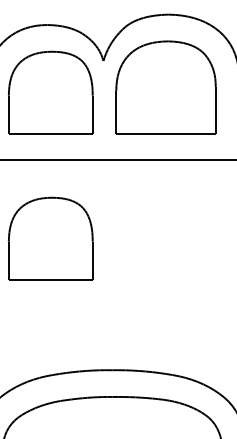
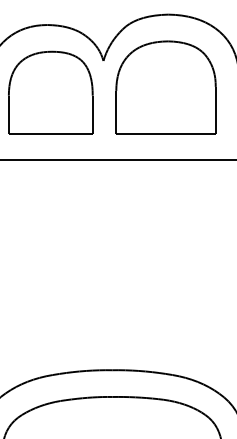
part: present -> none (50, 238)
